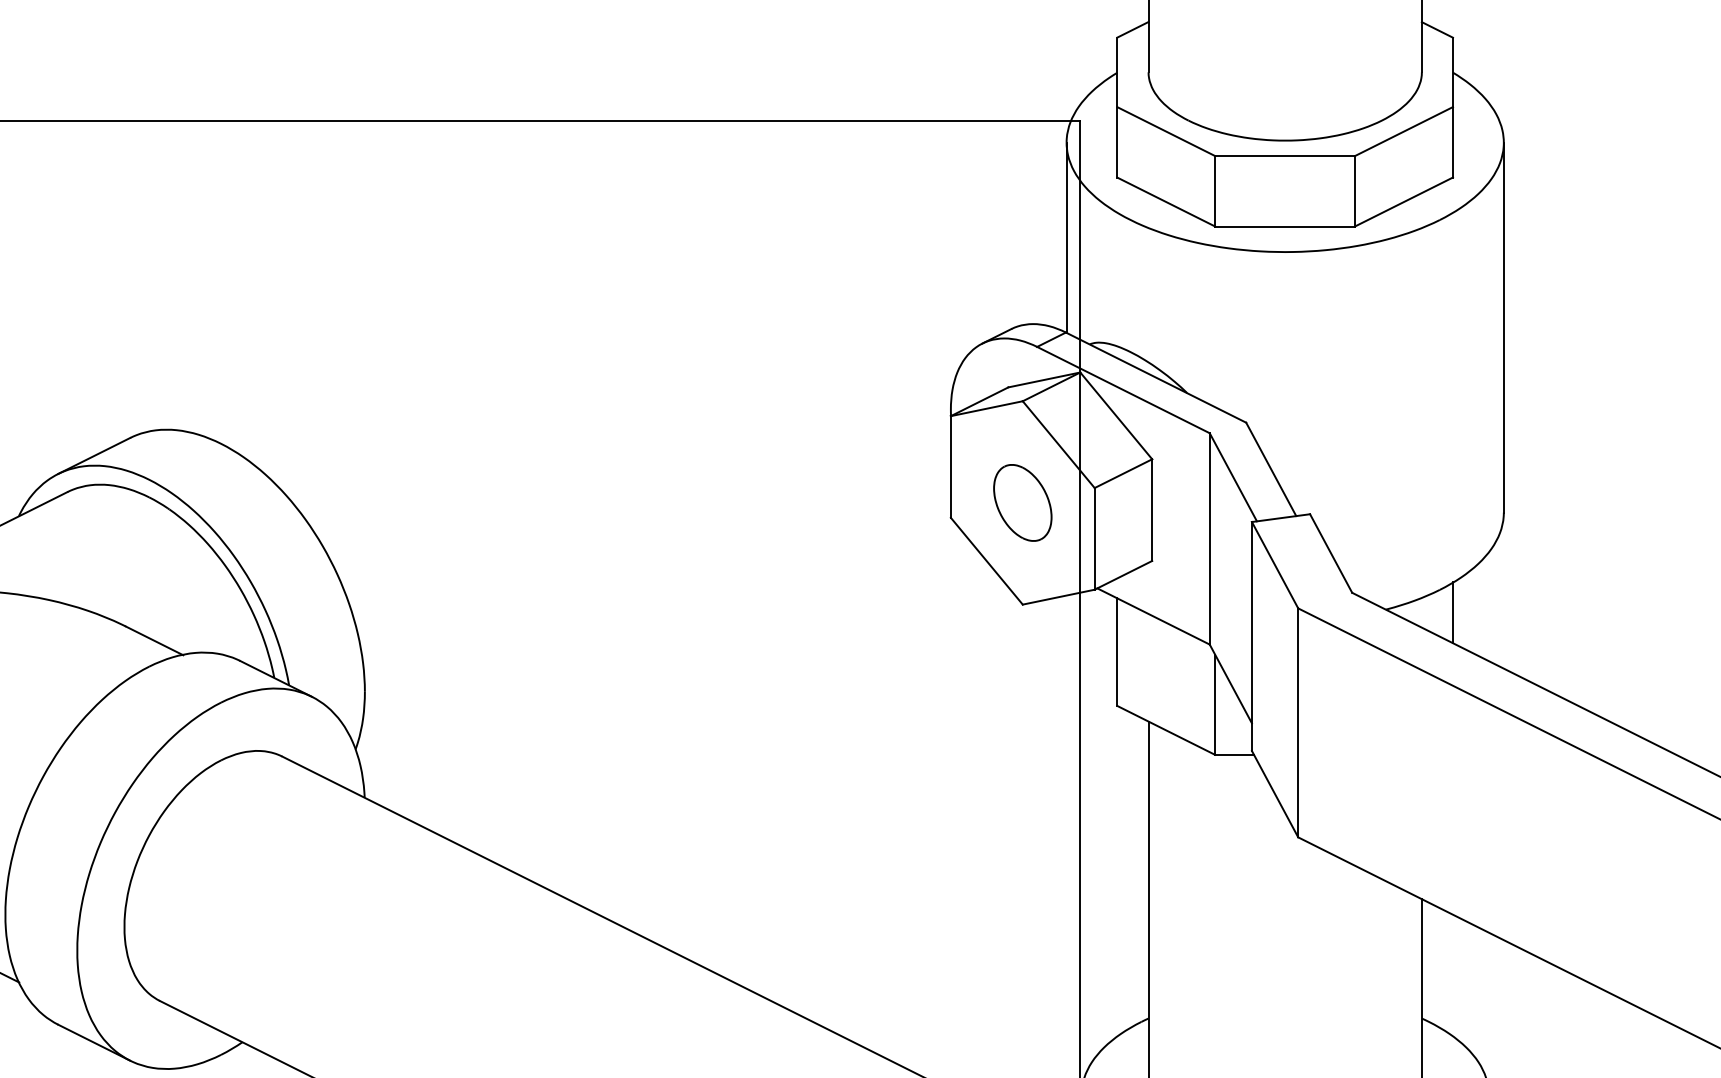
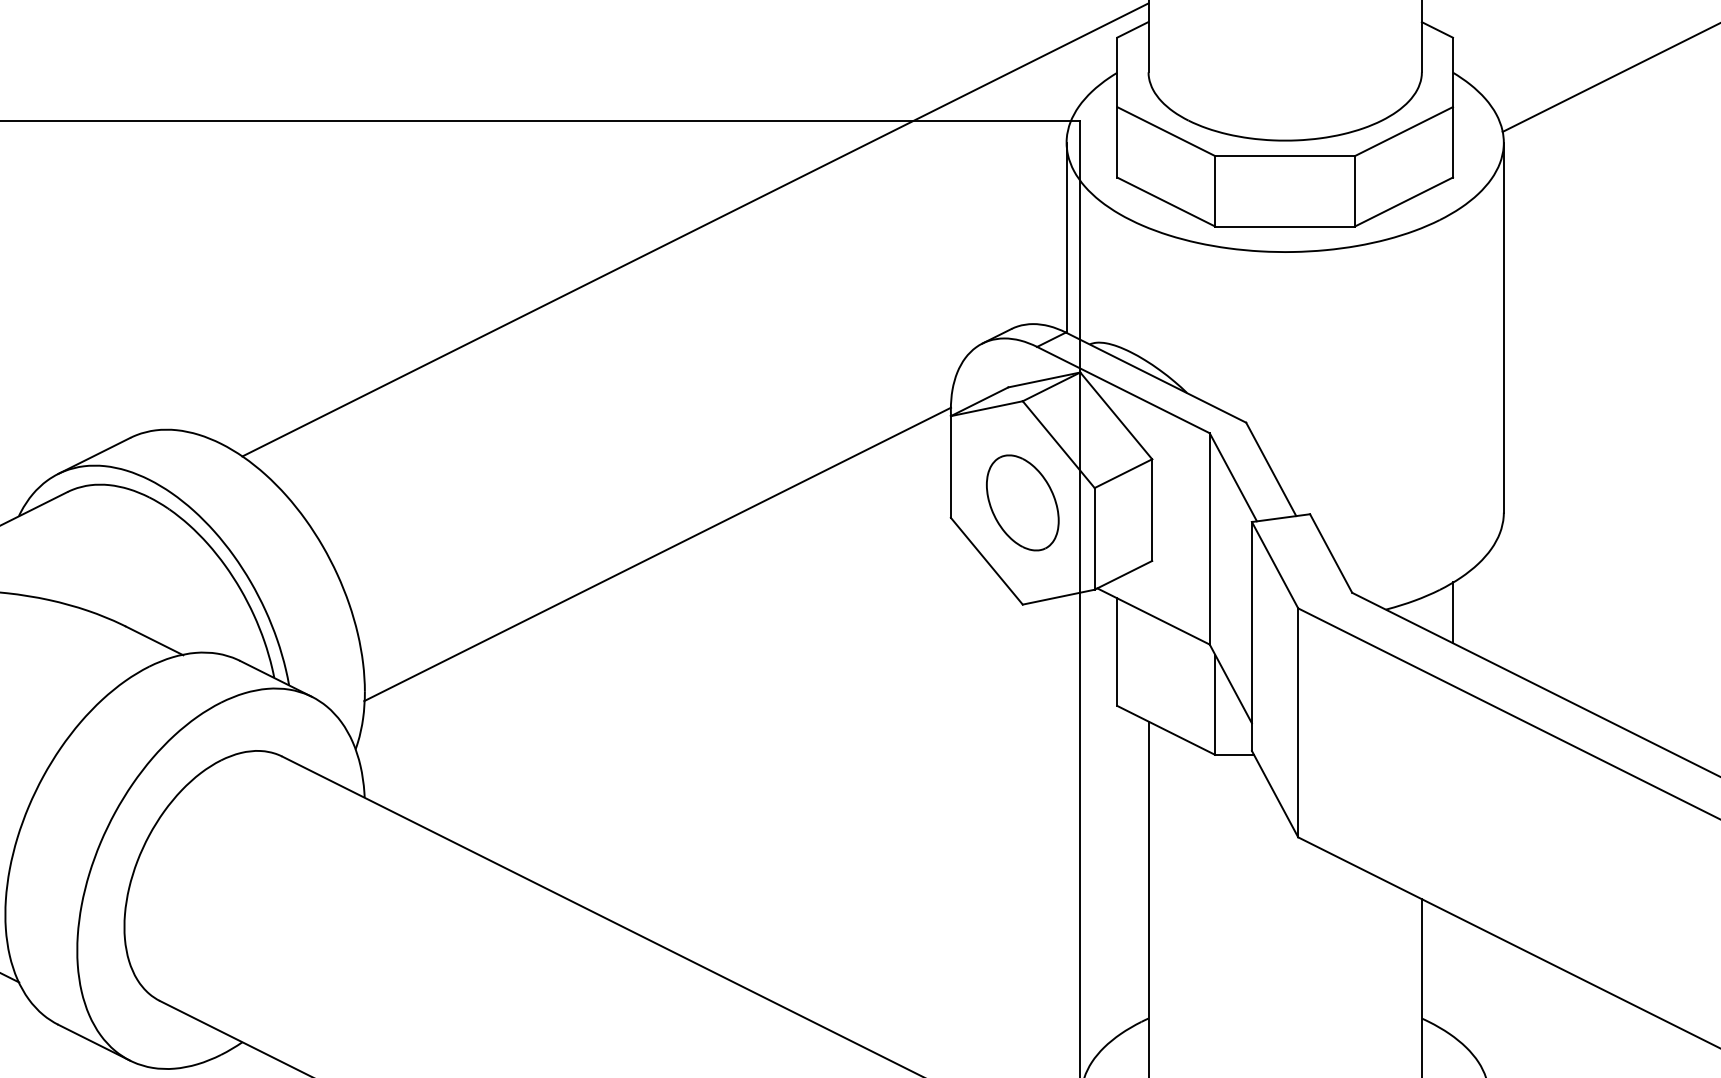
line: none -> present (1609, 77)
line: none -> present (695, 229)
part size: 60x78 px -> 74x98 px (1022, 502)
line: none -> present (657, 554)
